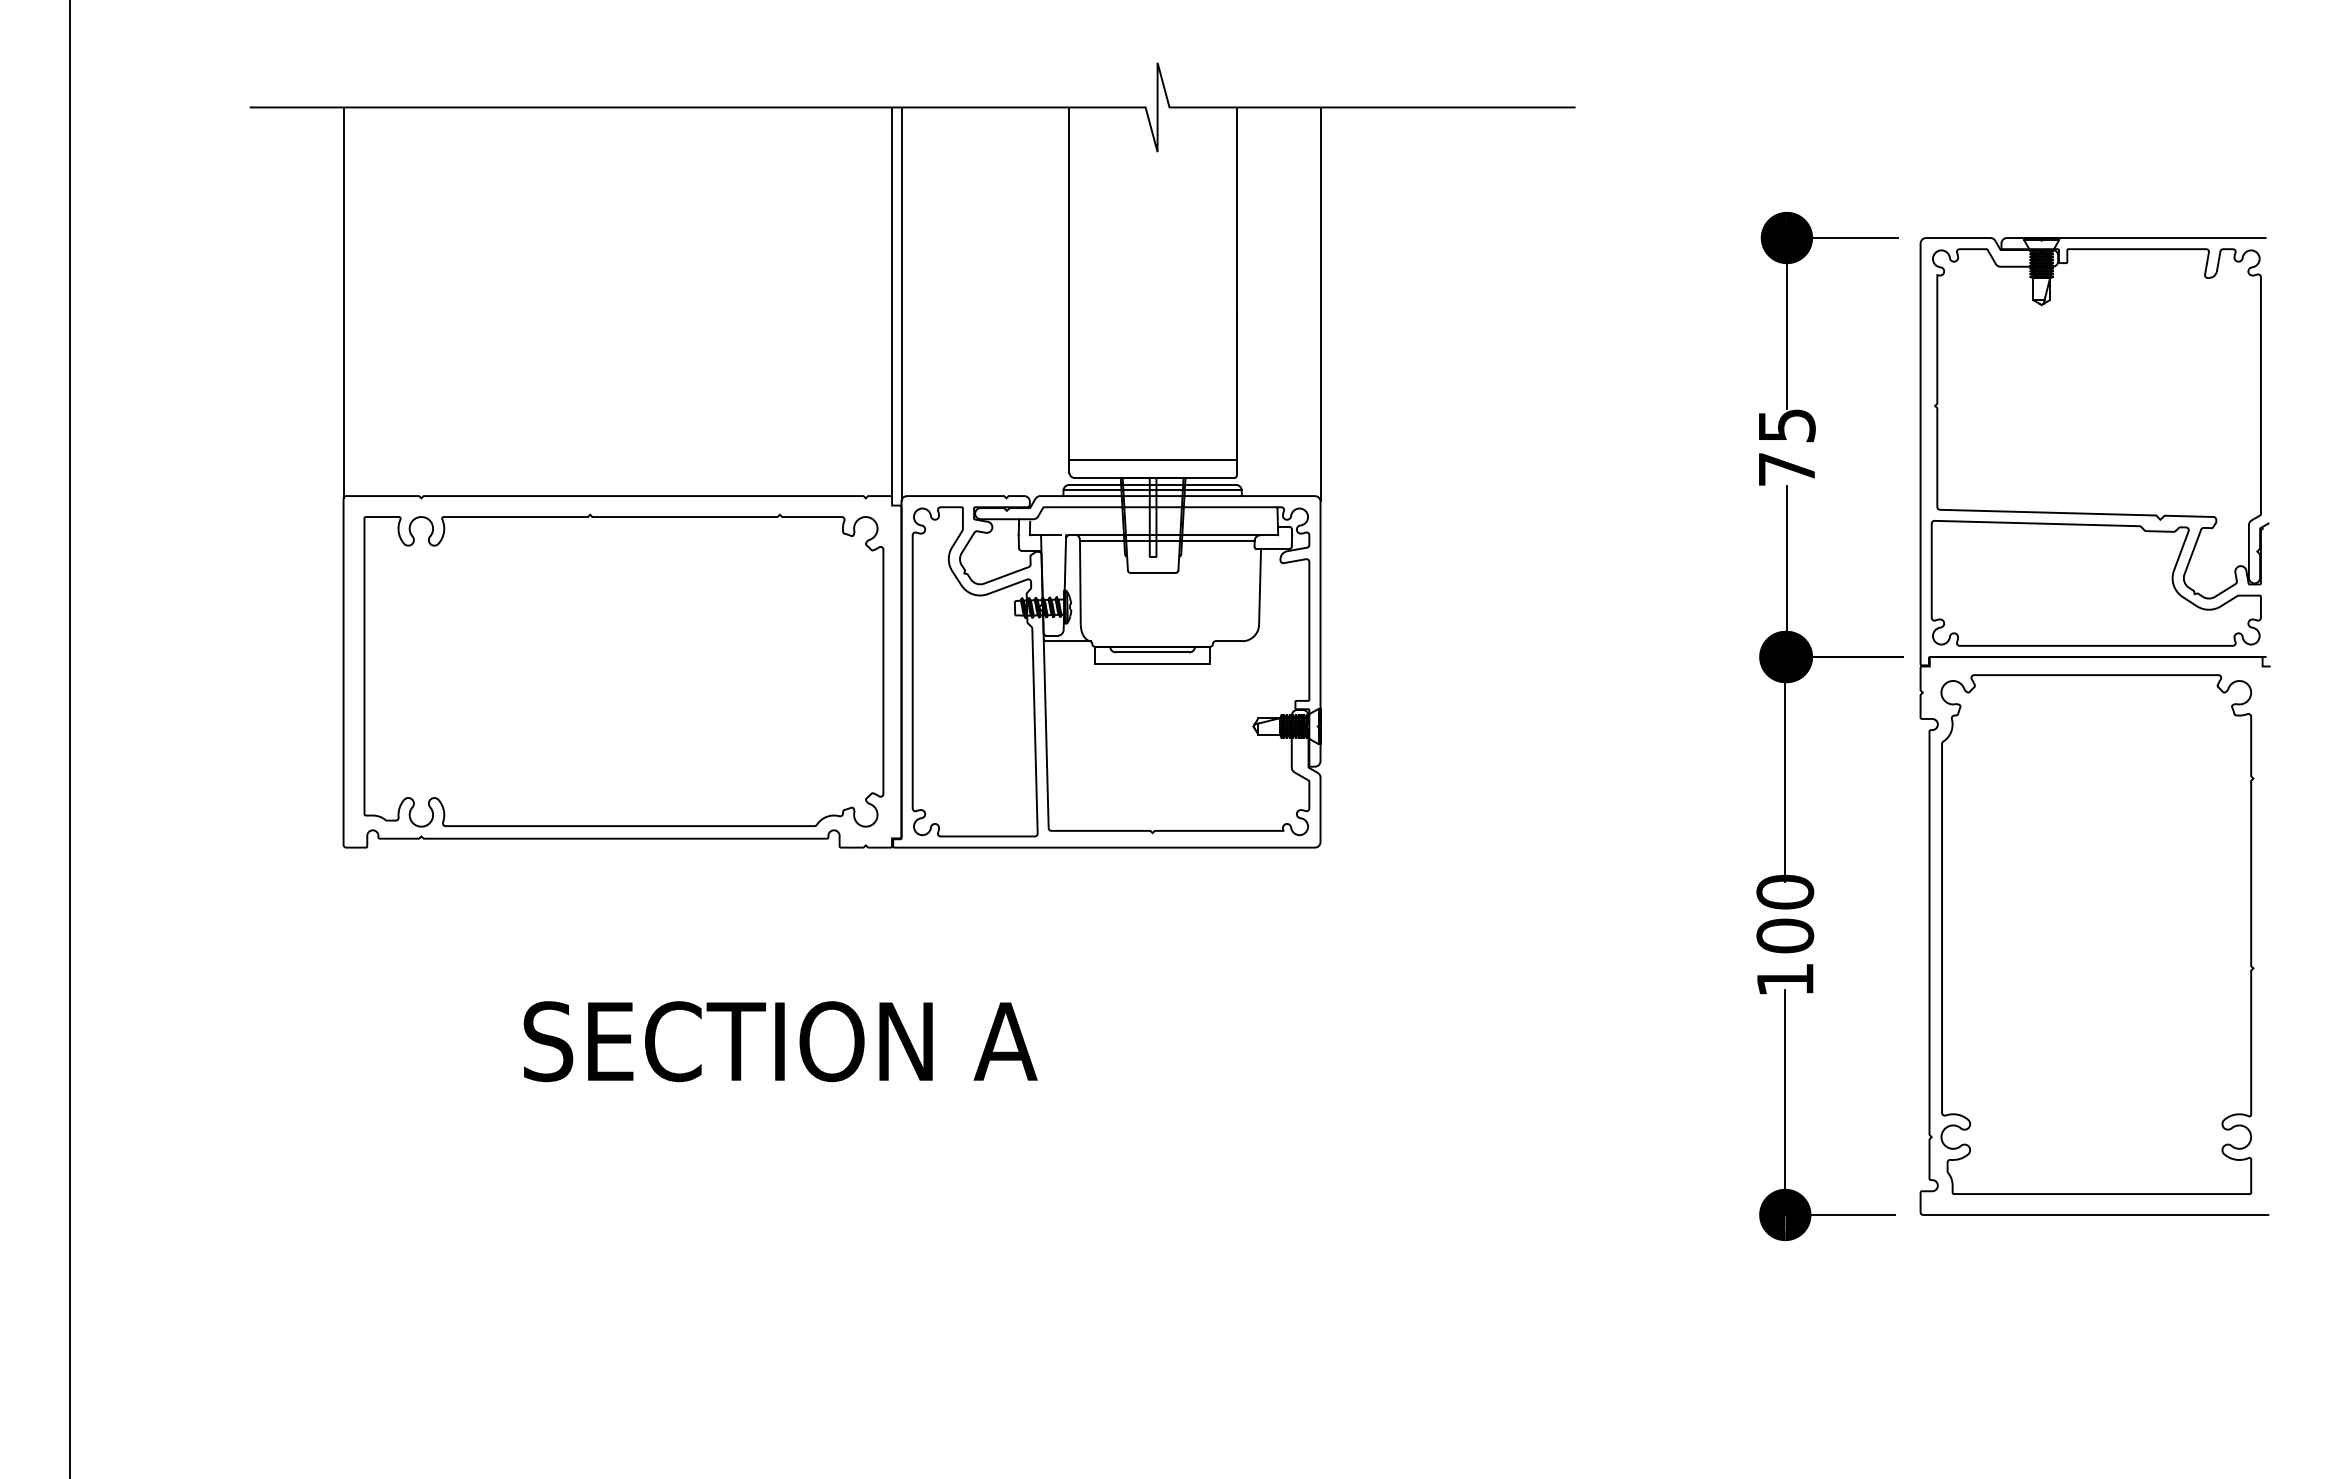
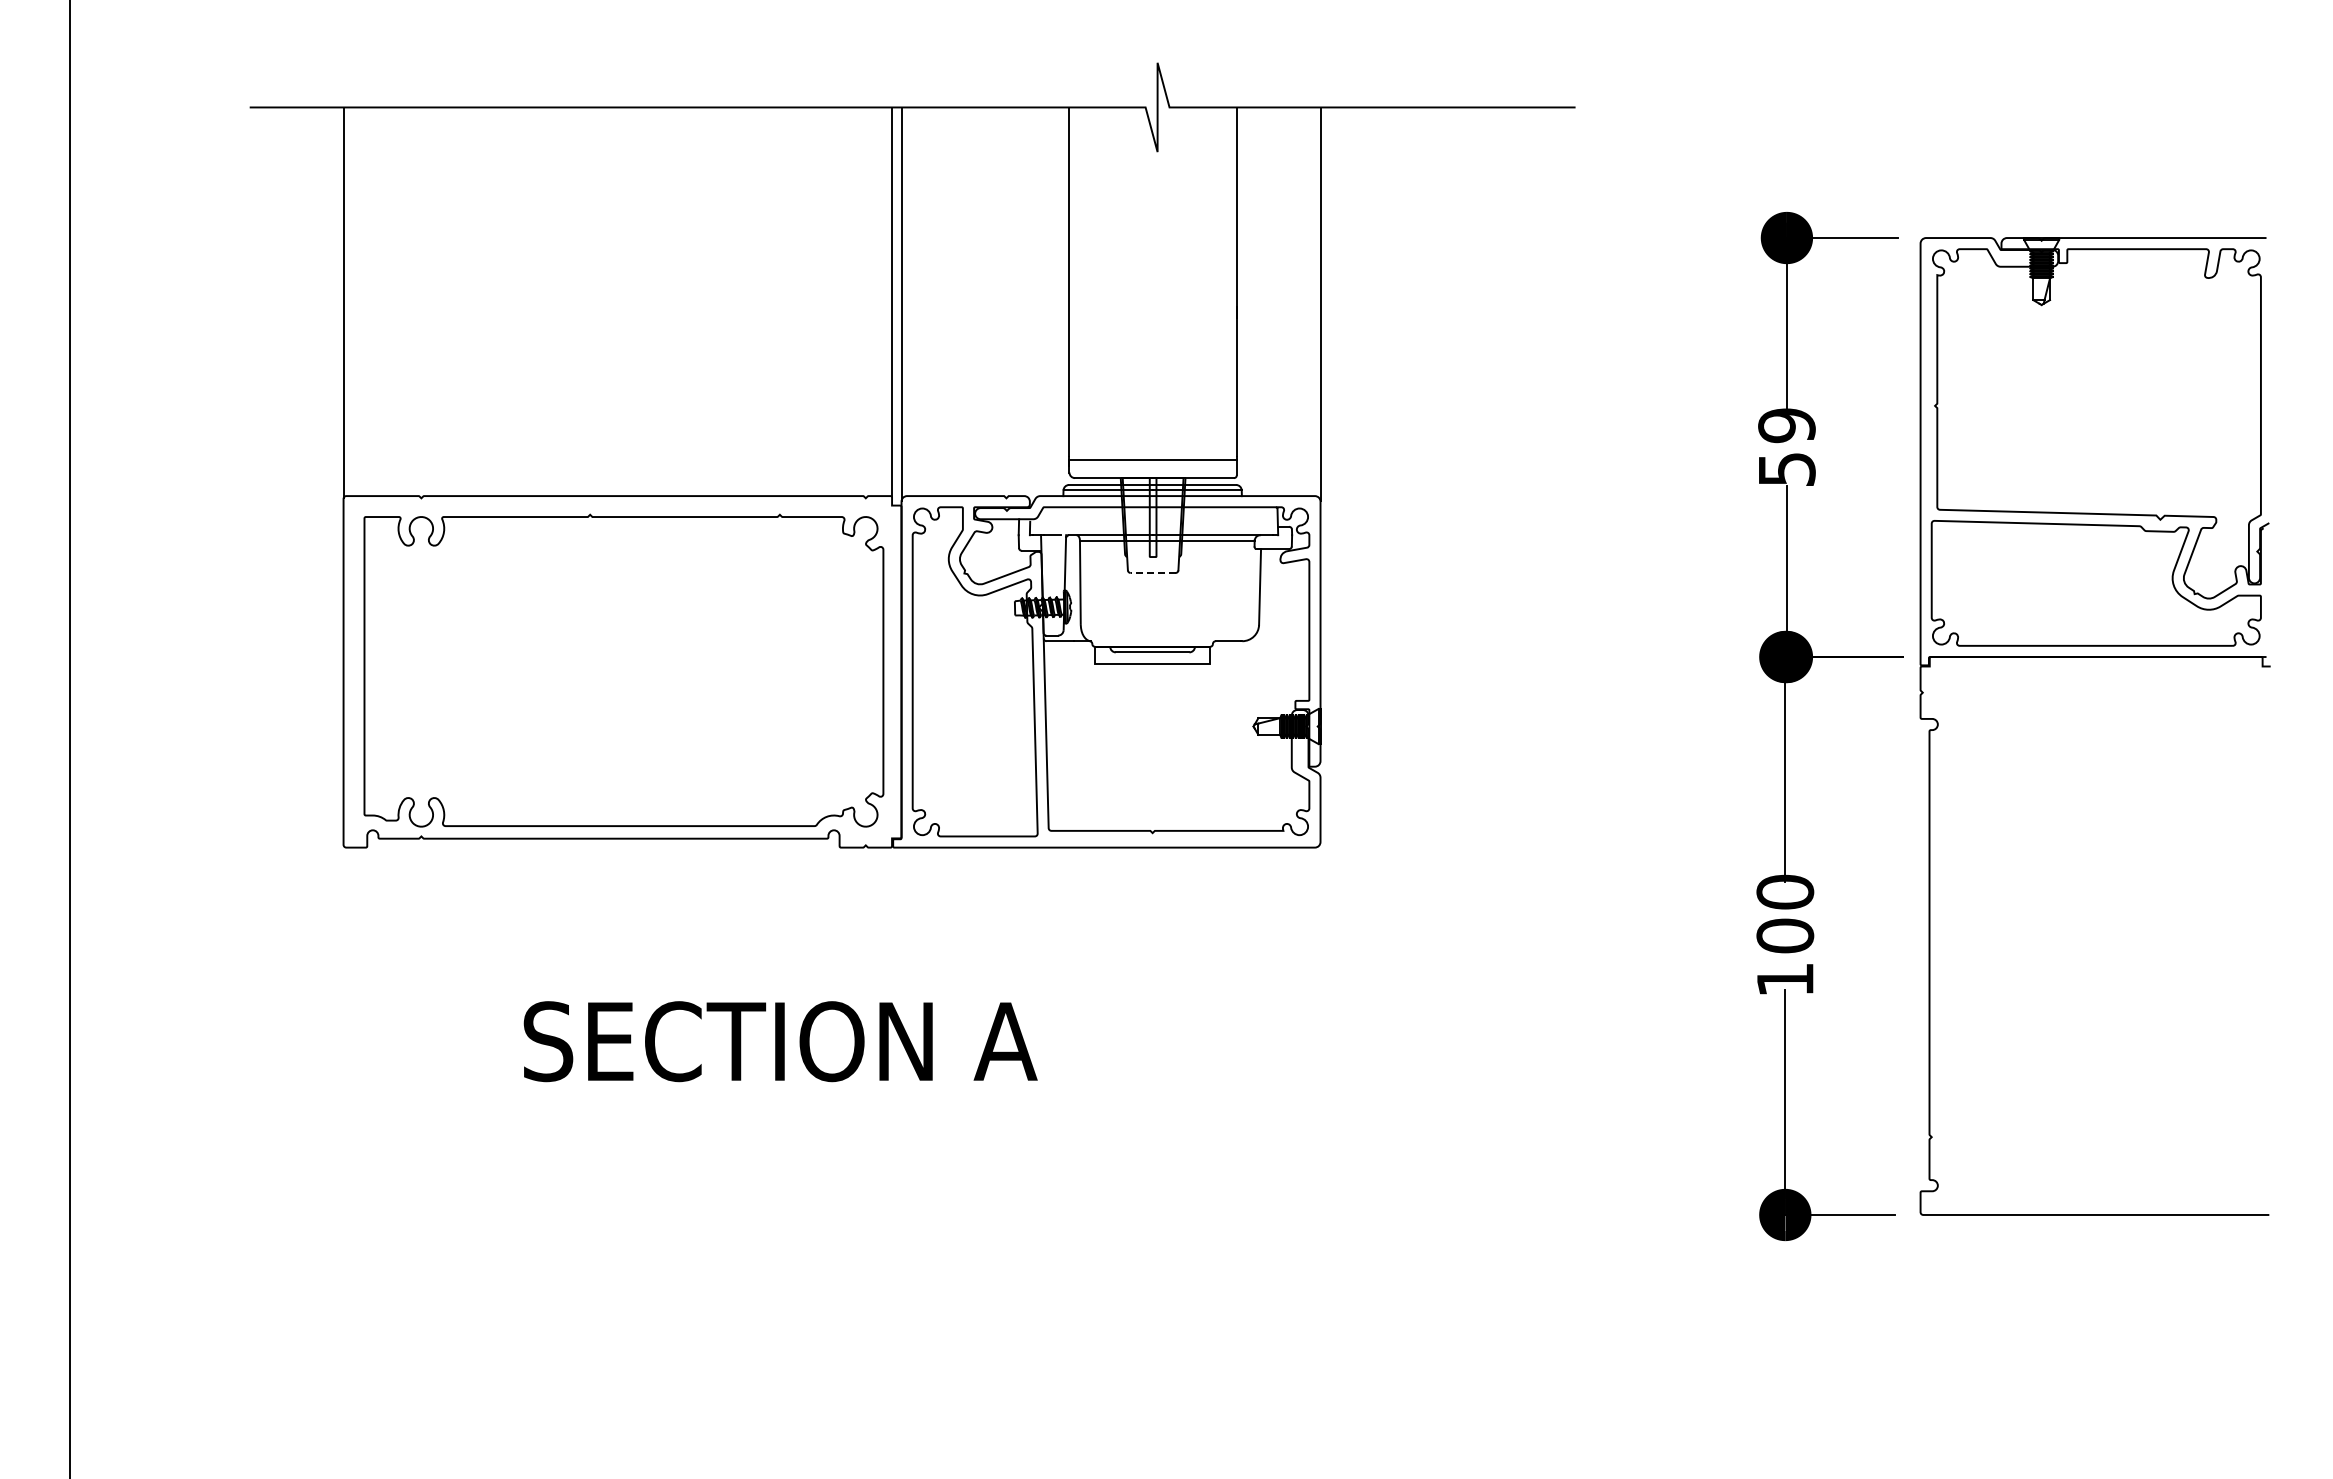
text: 75 -> 59 (1786, 446)
line: solid -> dashed (1152, 572)
part: present -> none (2097, 934)
